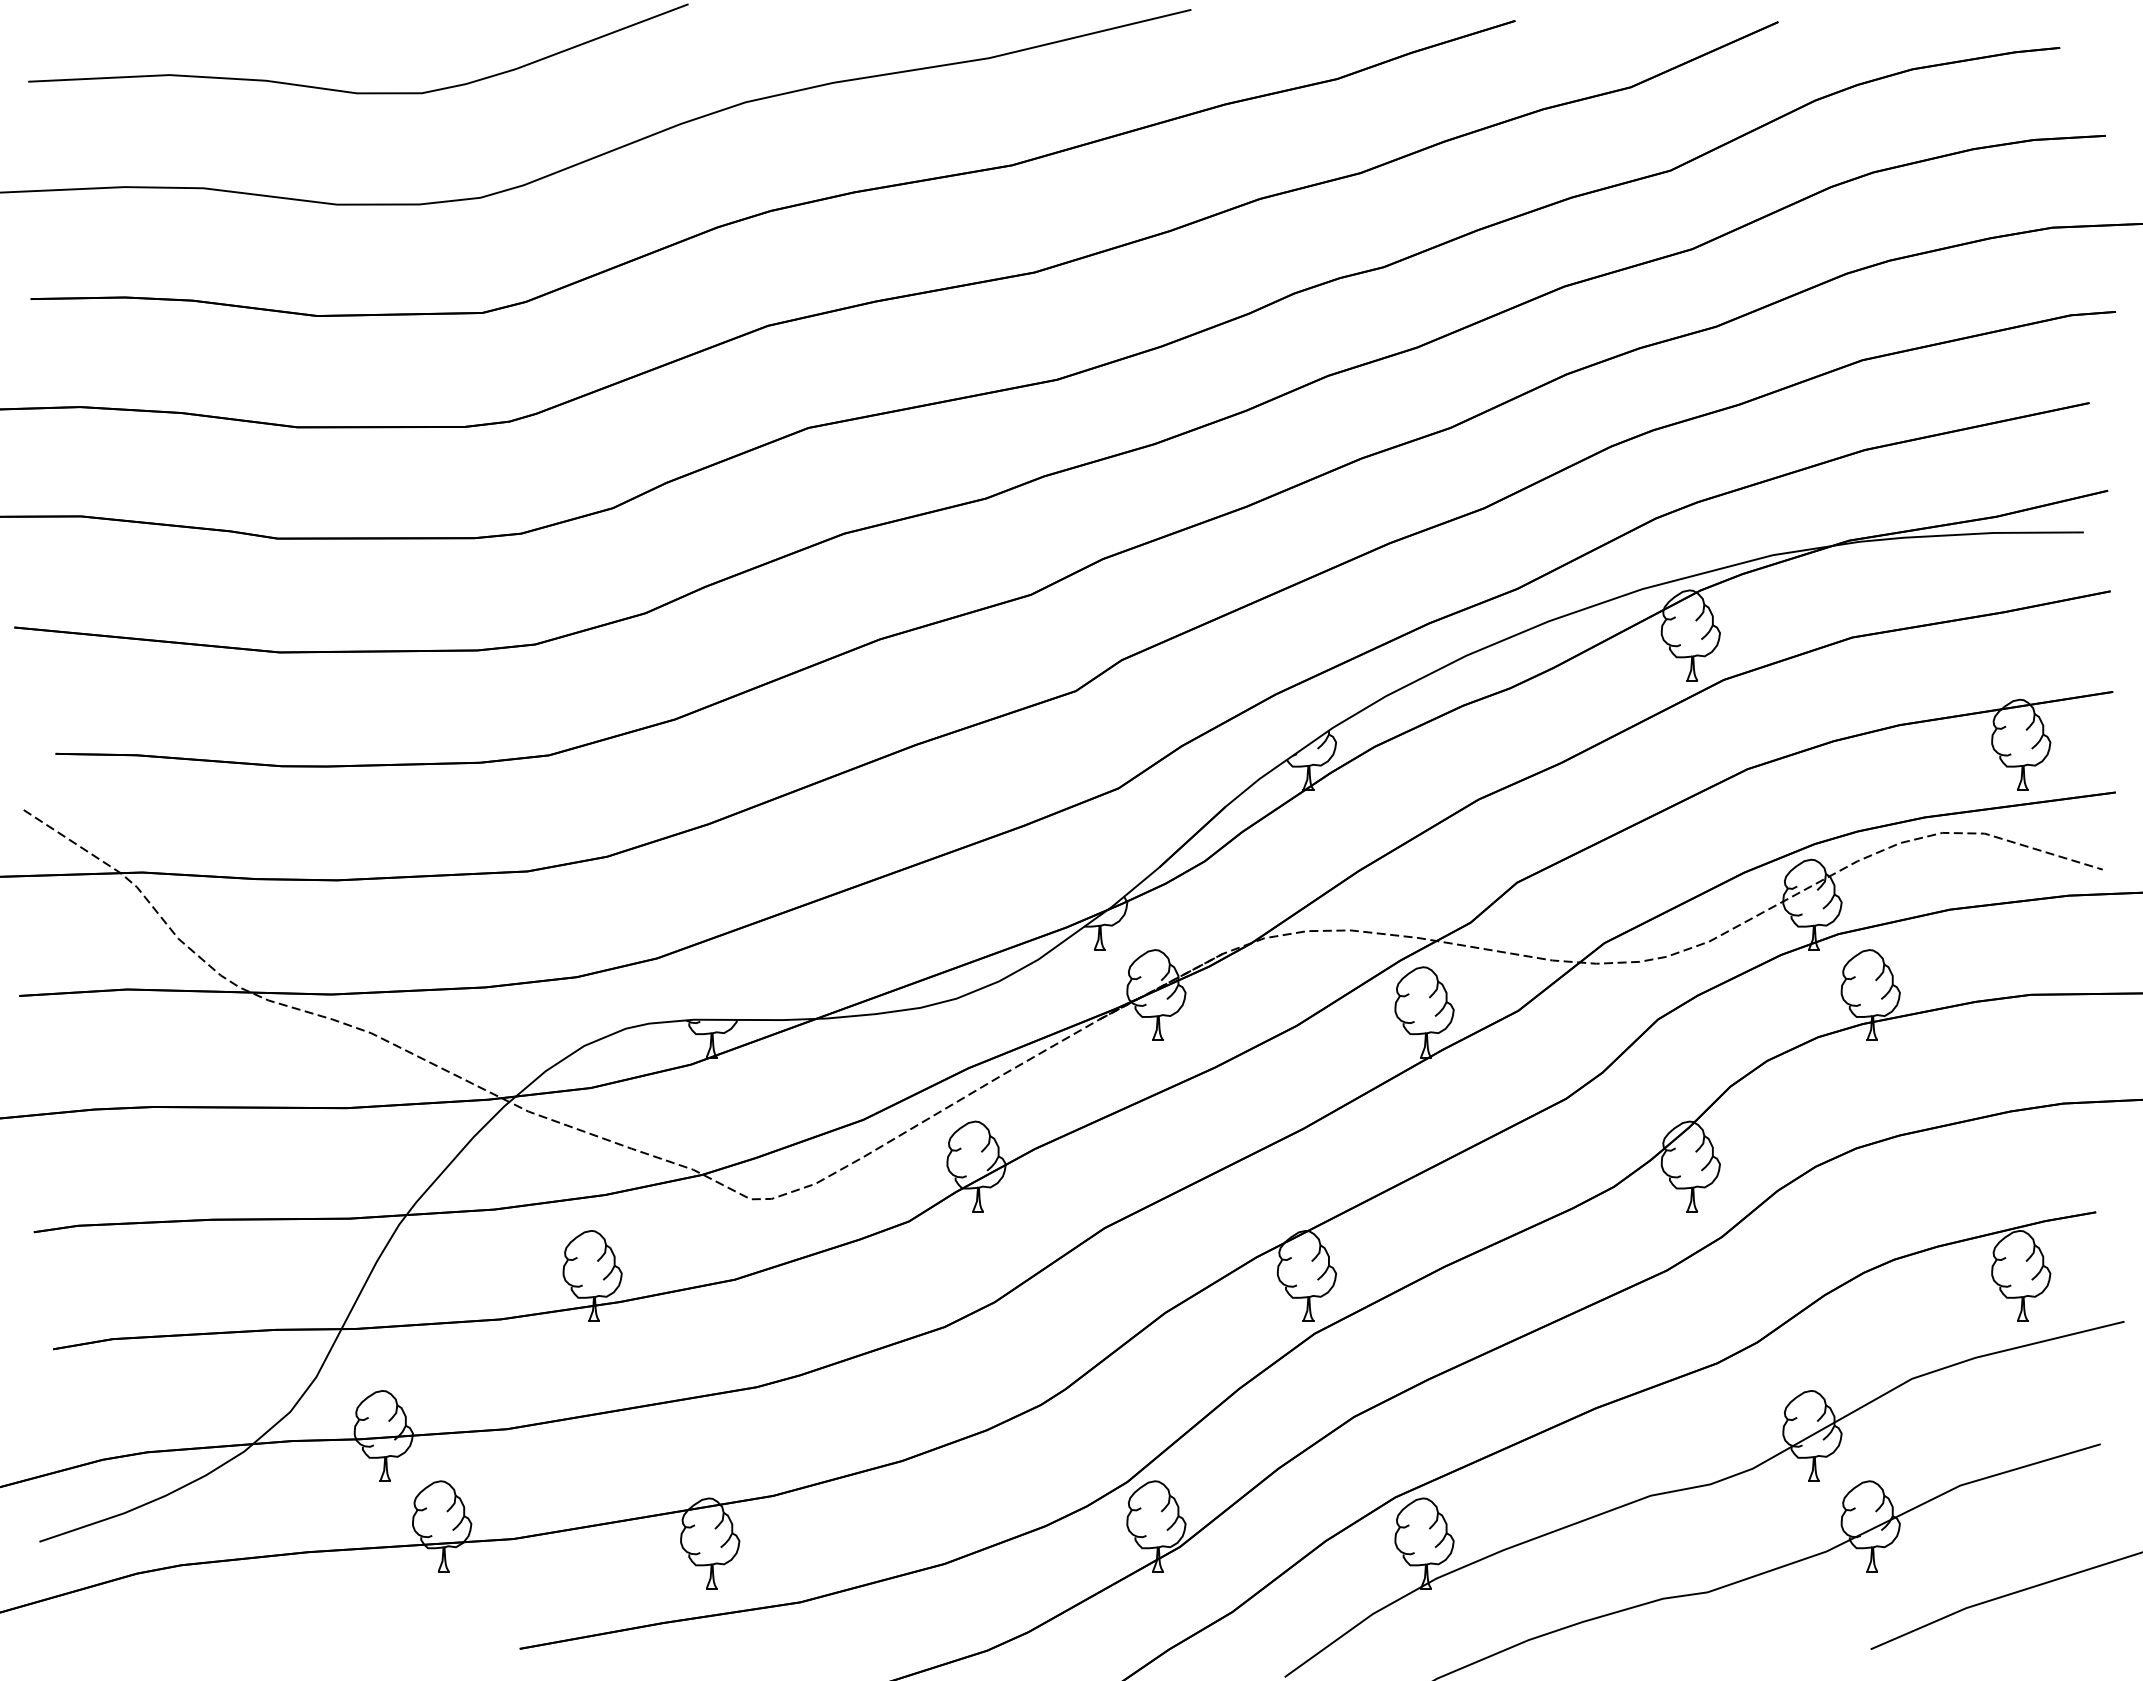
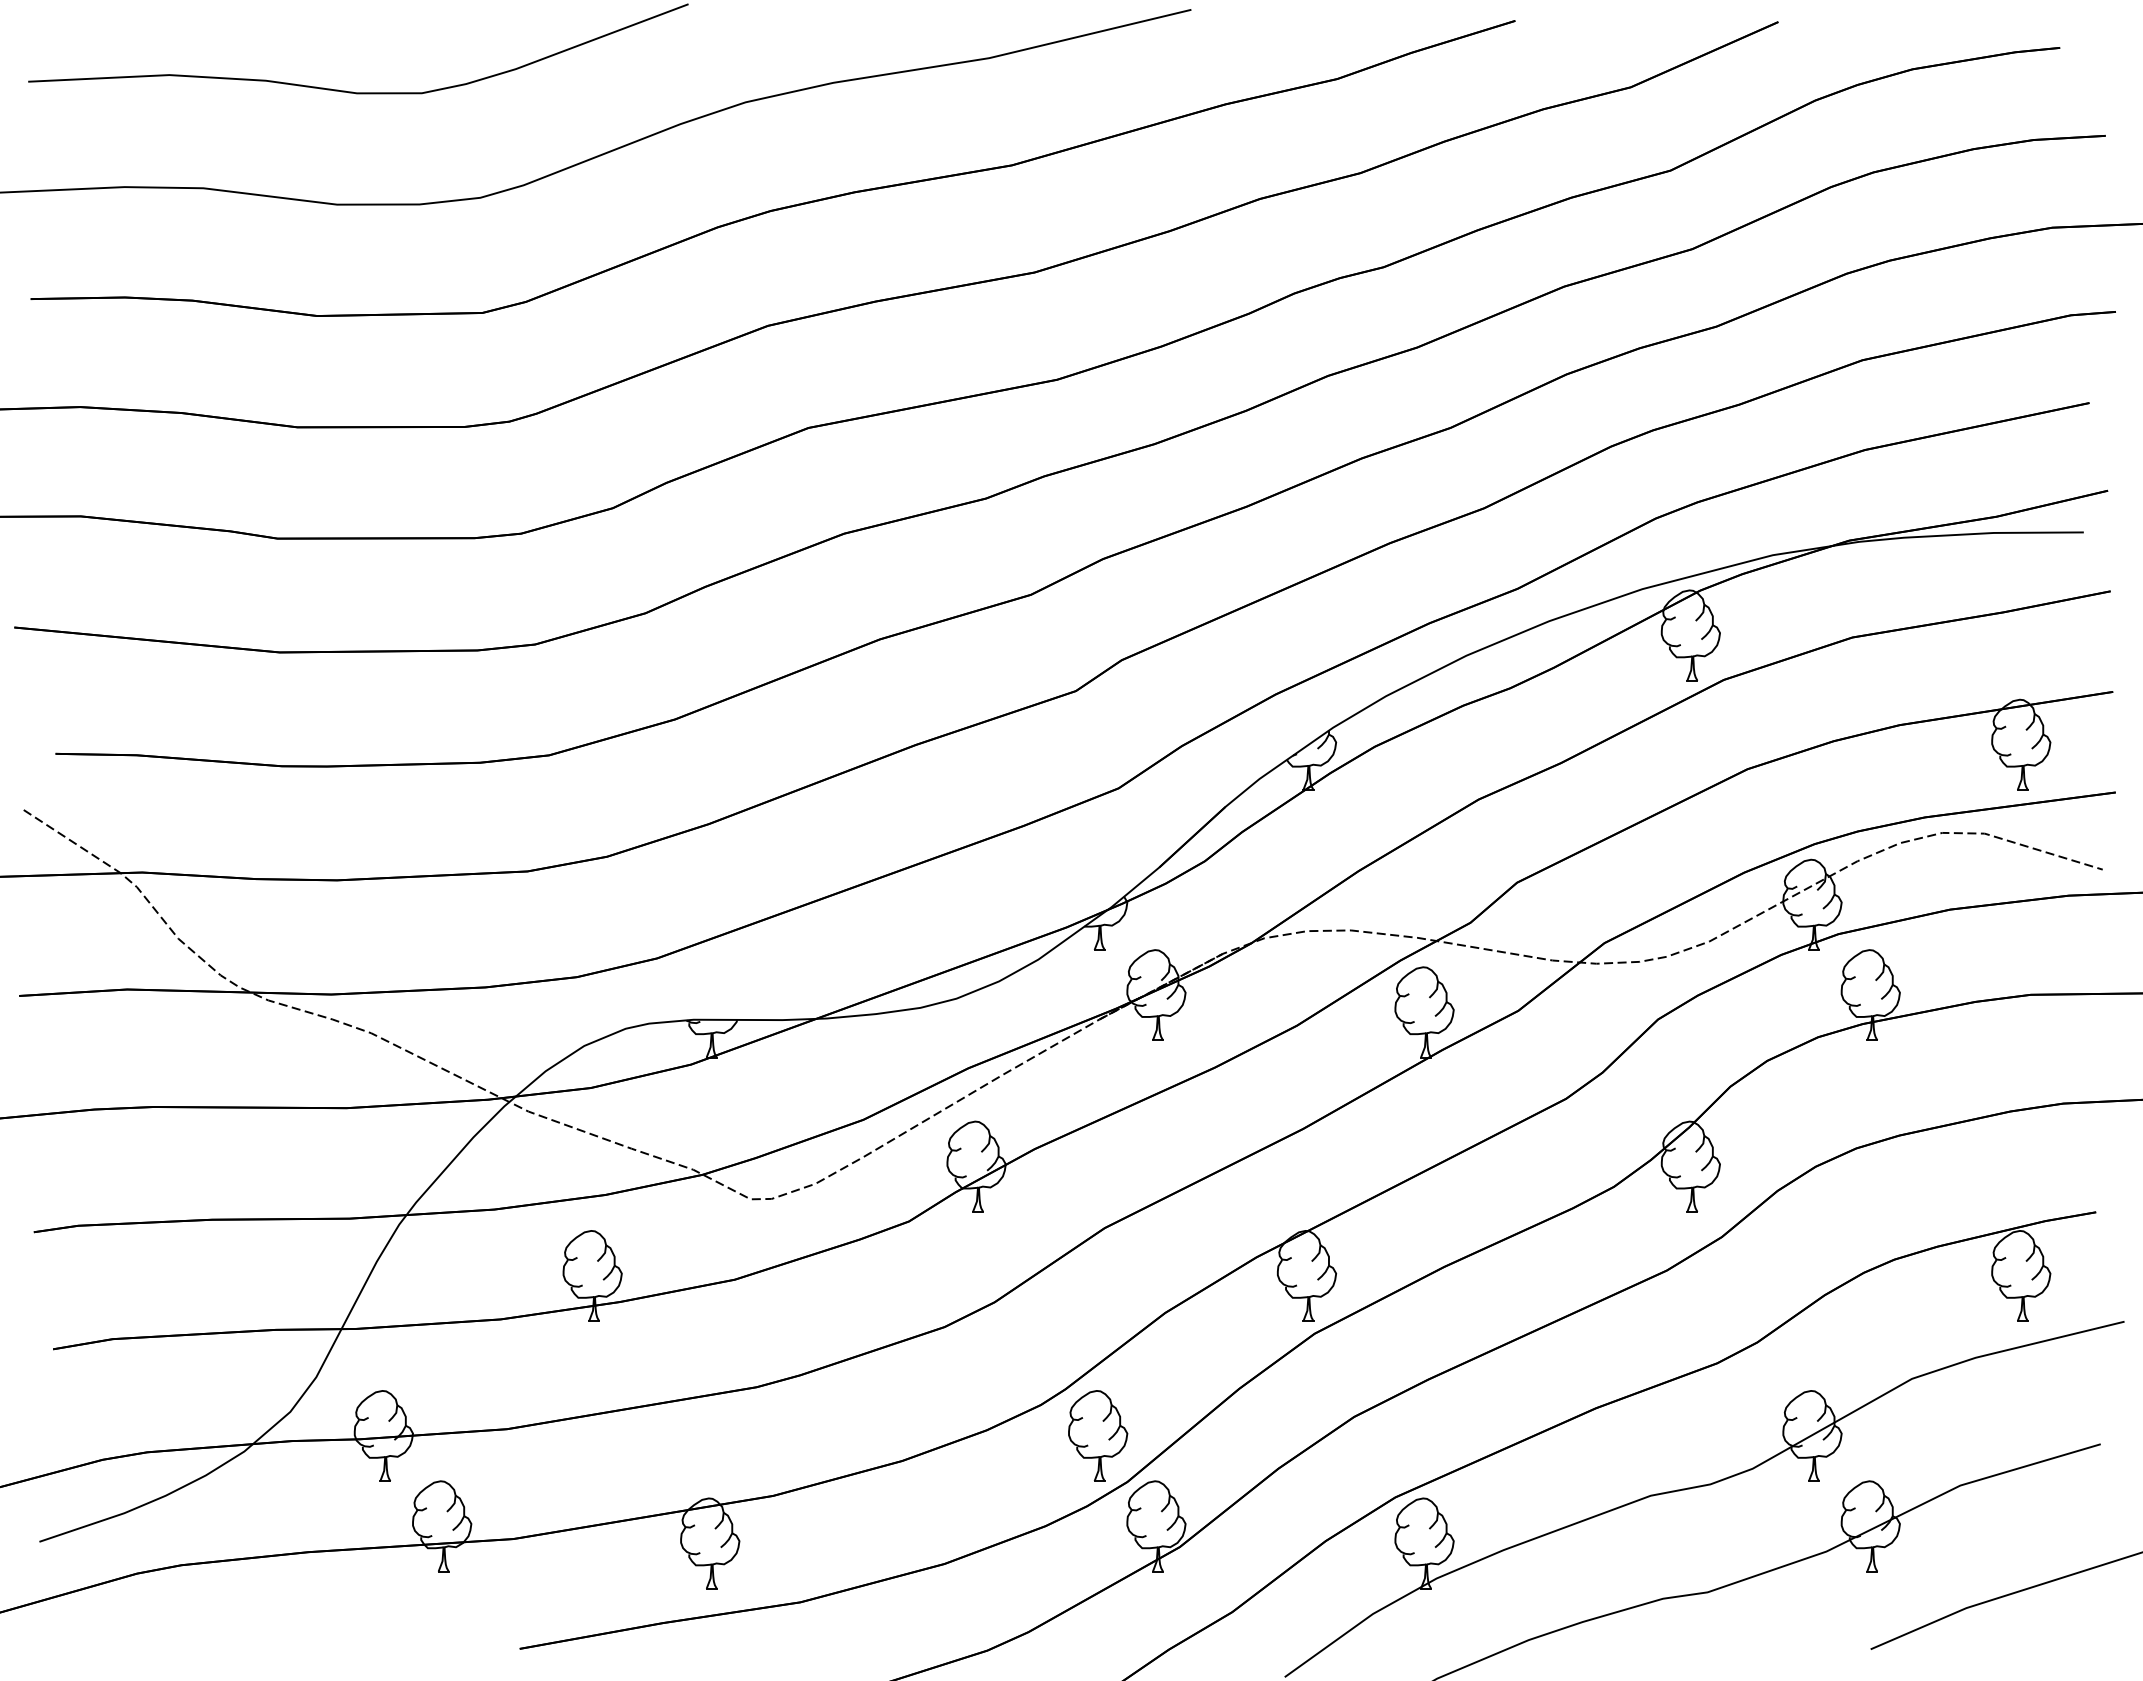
part: none -> present (1098, 1435)
